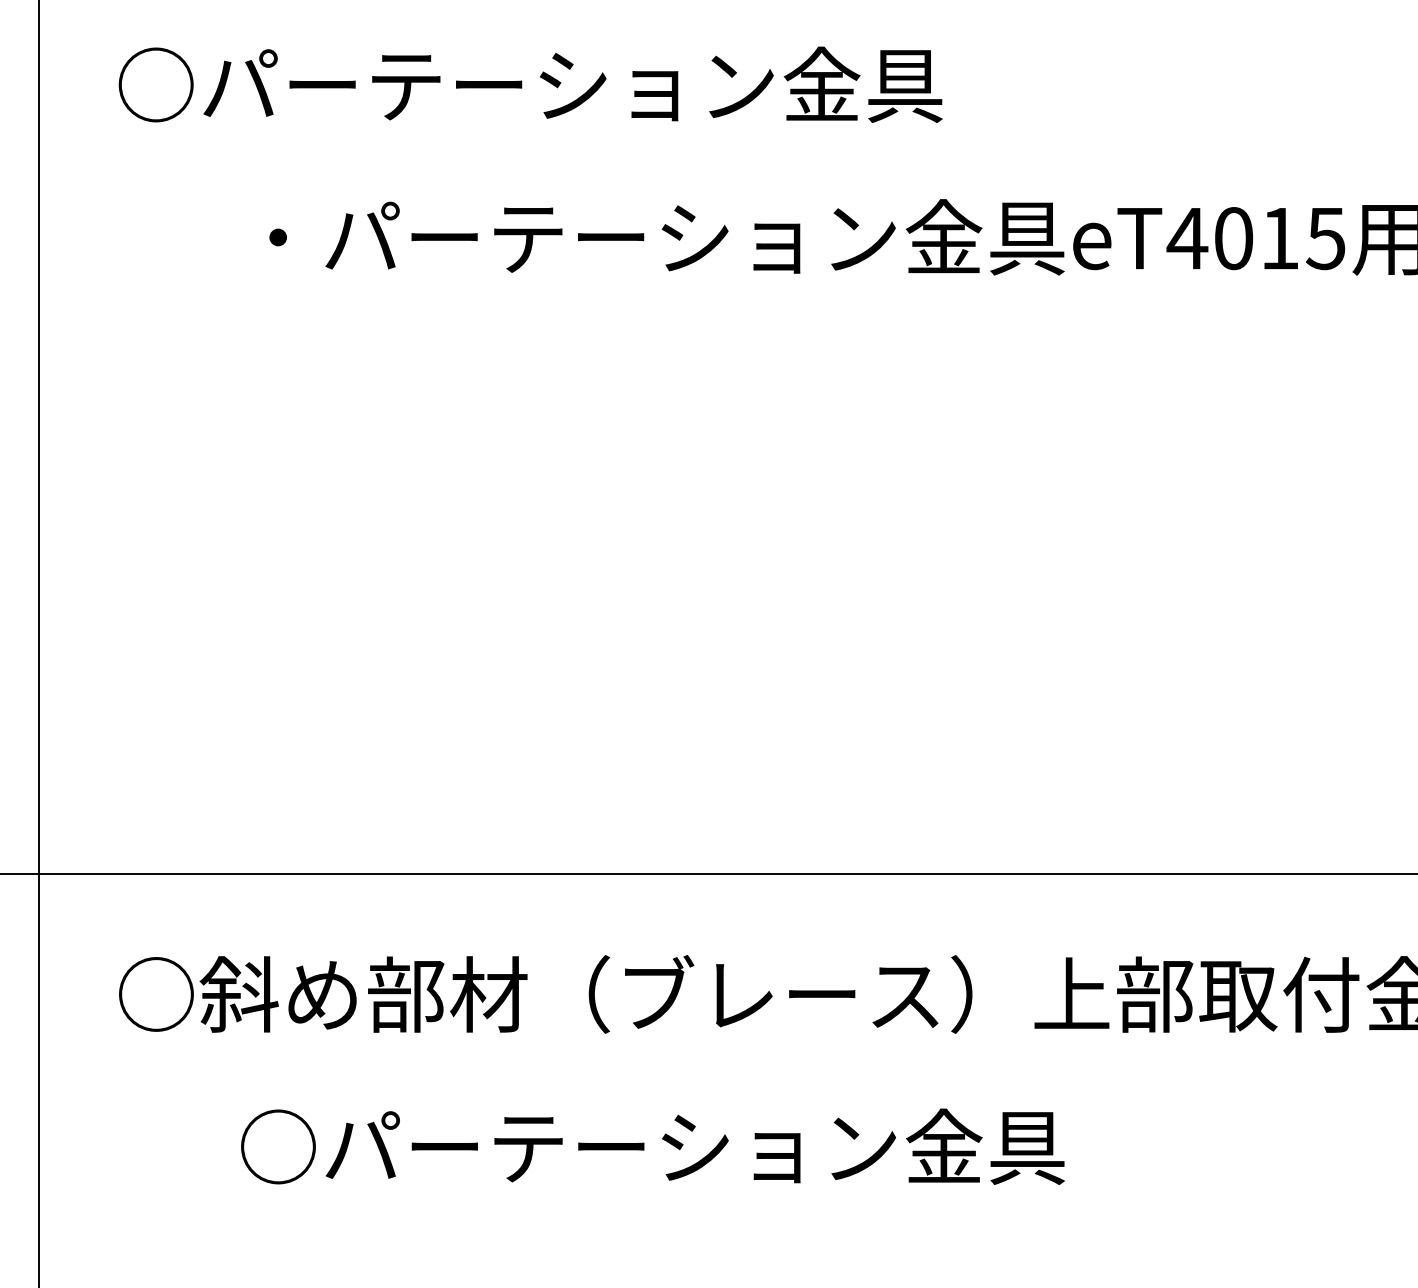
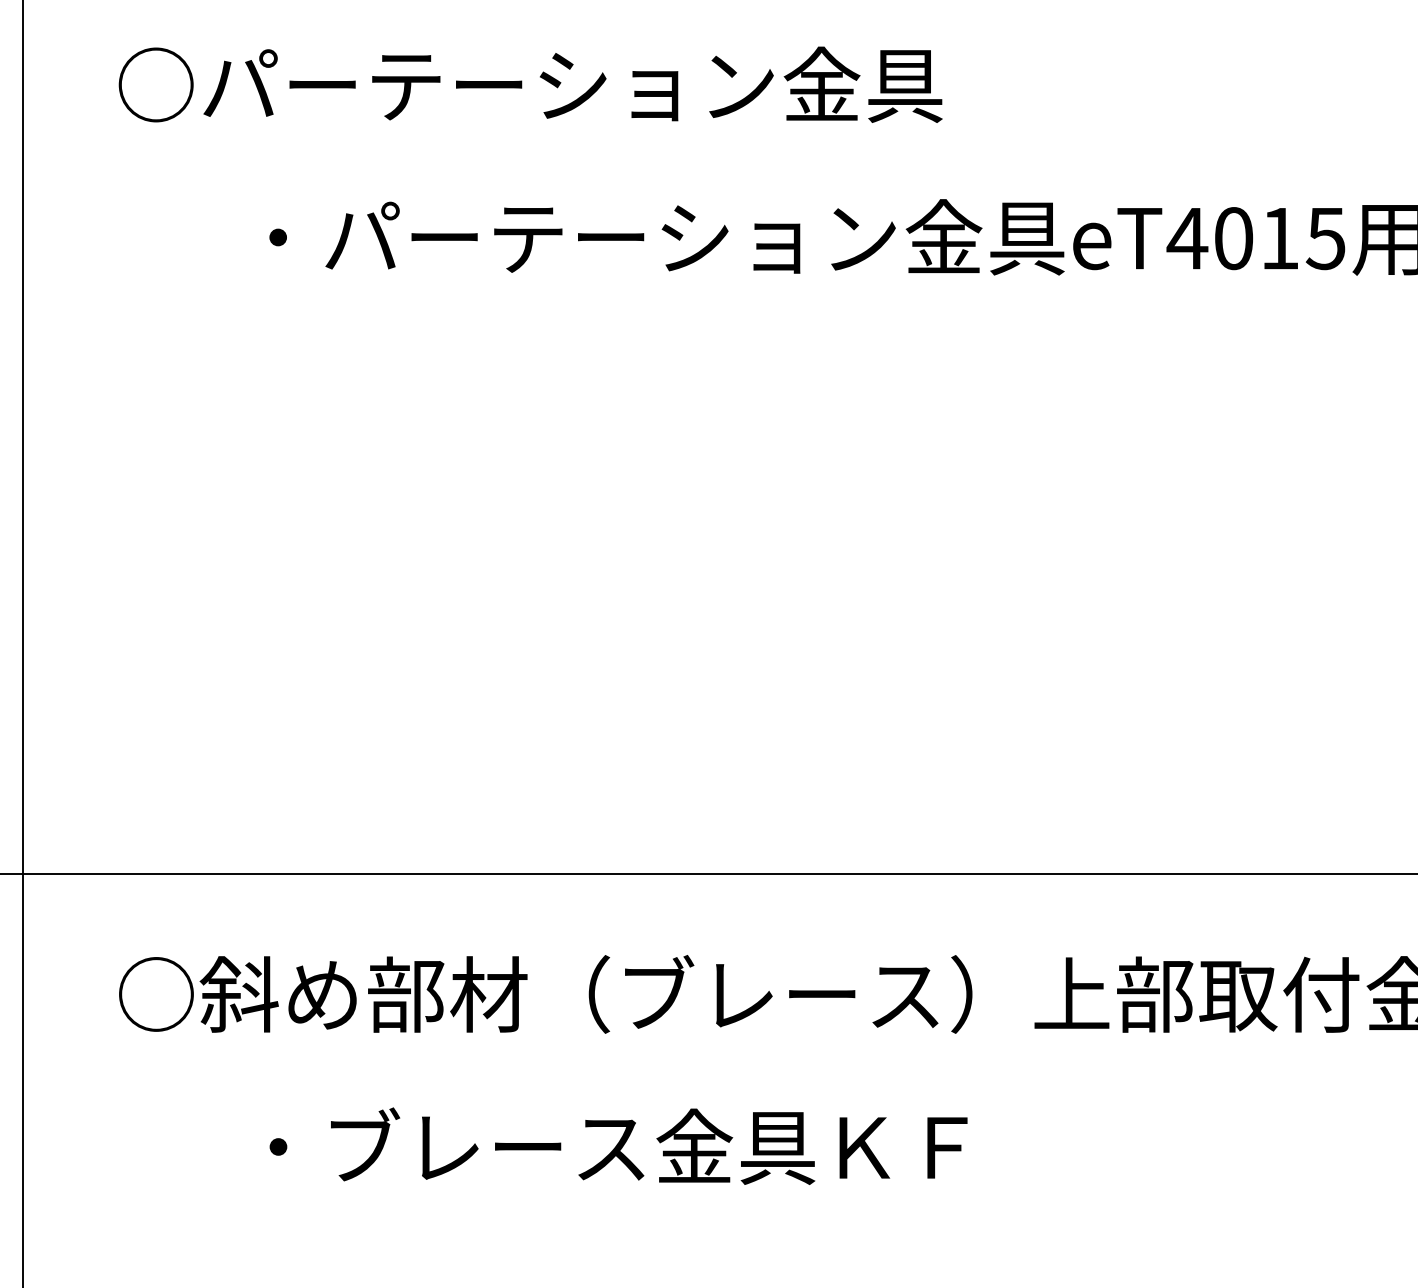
line position: (39, 643) -> (23, 643) (23, 643)
text: ○パーテーション金具 -> ・ブレース金具ＫＦ (652, 1146)
